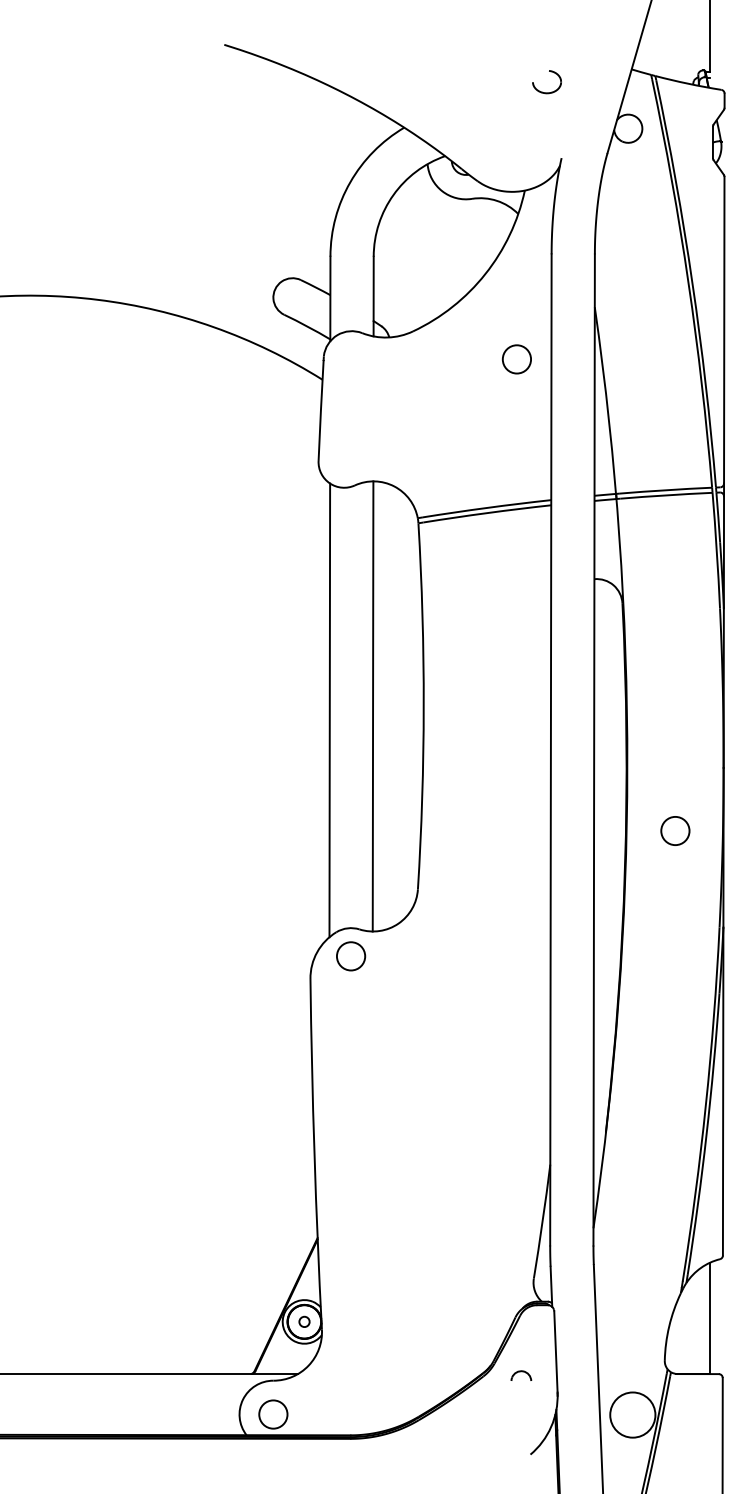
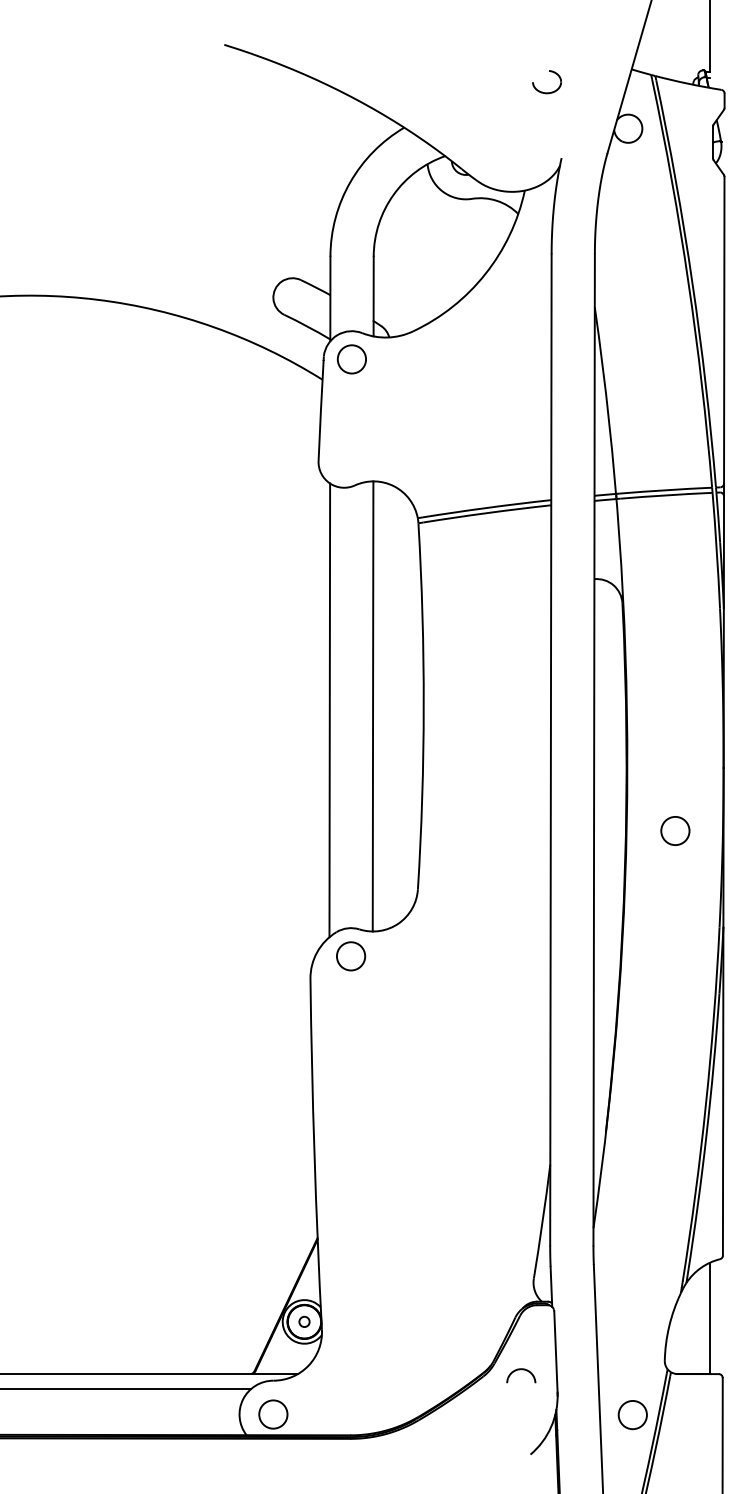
circle position: (516, 359) -> (351, 359) (351, 359)
part size: 23x11 px -> 31x16 px (521, 1375)
line: none -> present (126, 1389)
circle diameter: 45 px -> 28 px (632, 1414)
